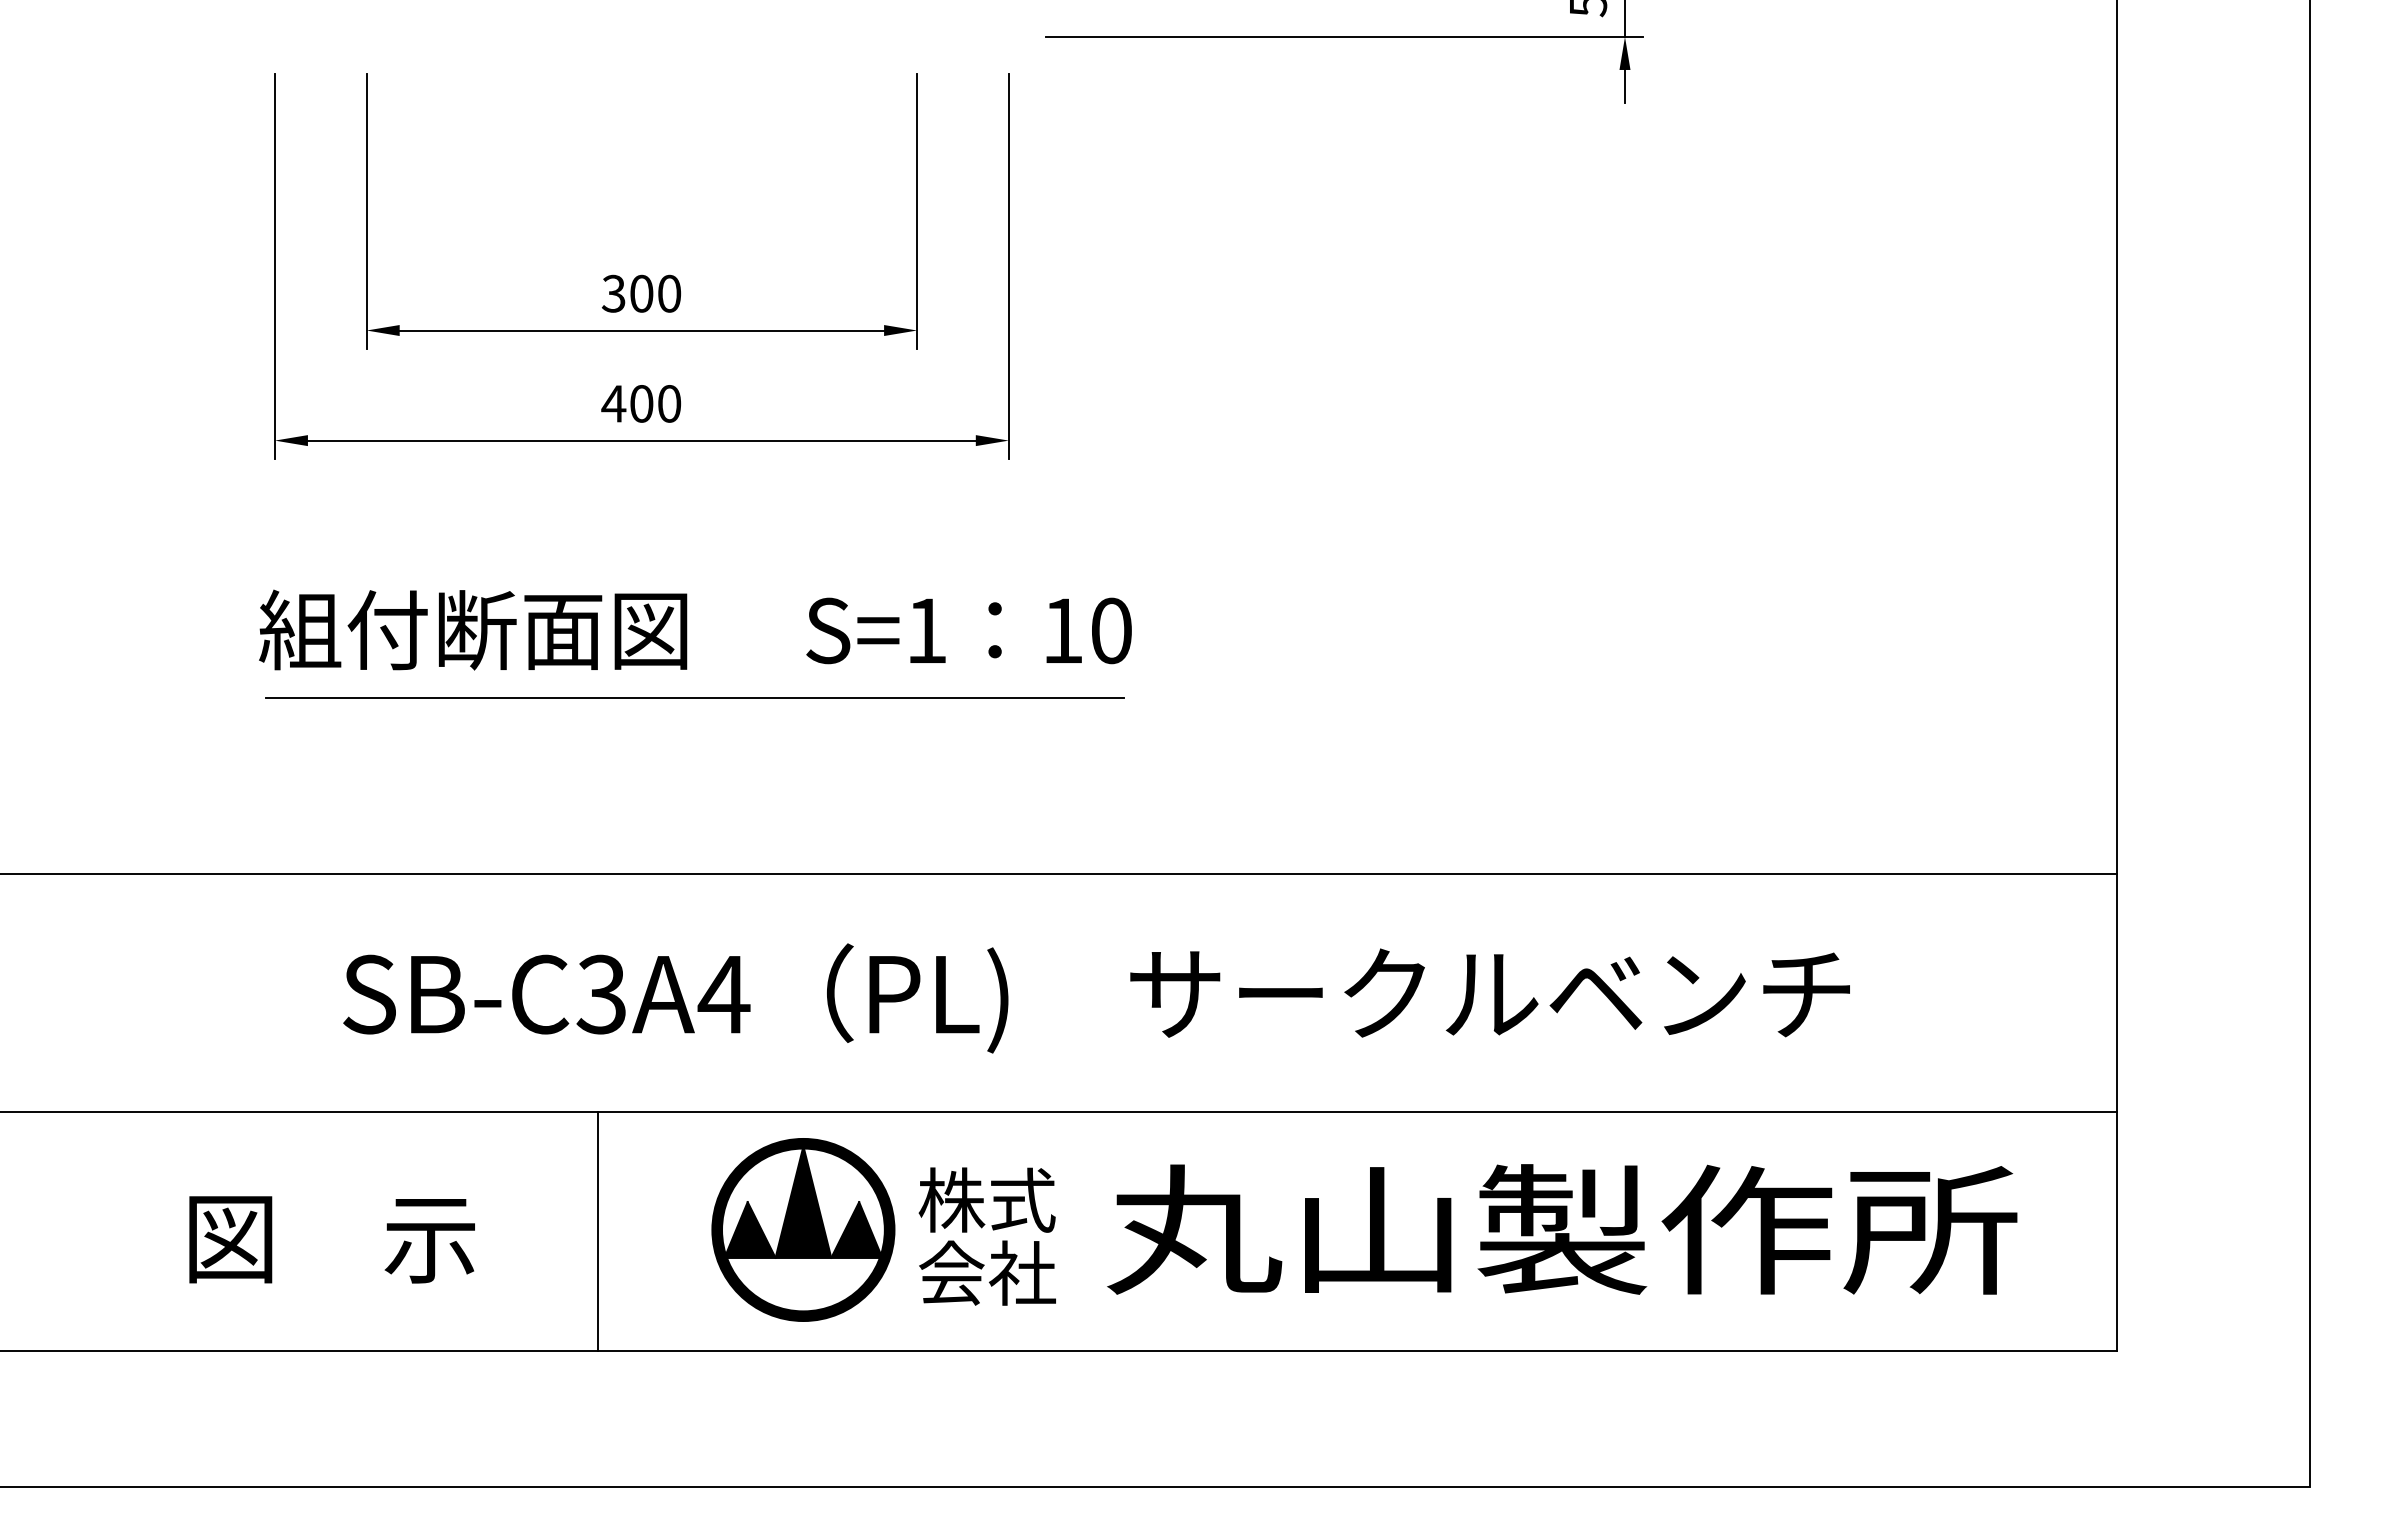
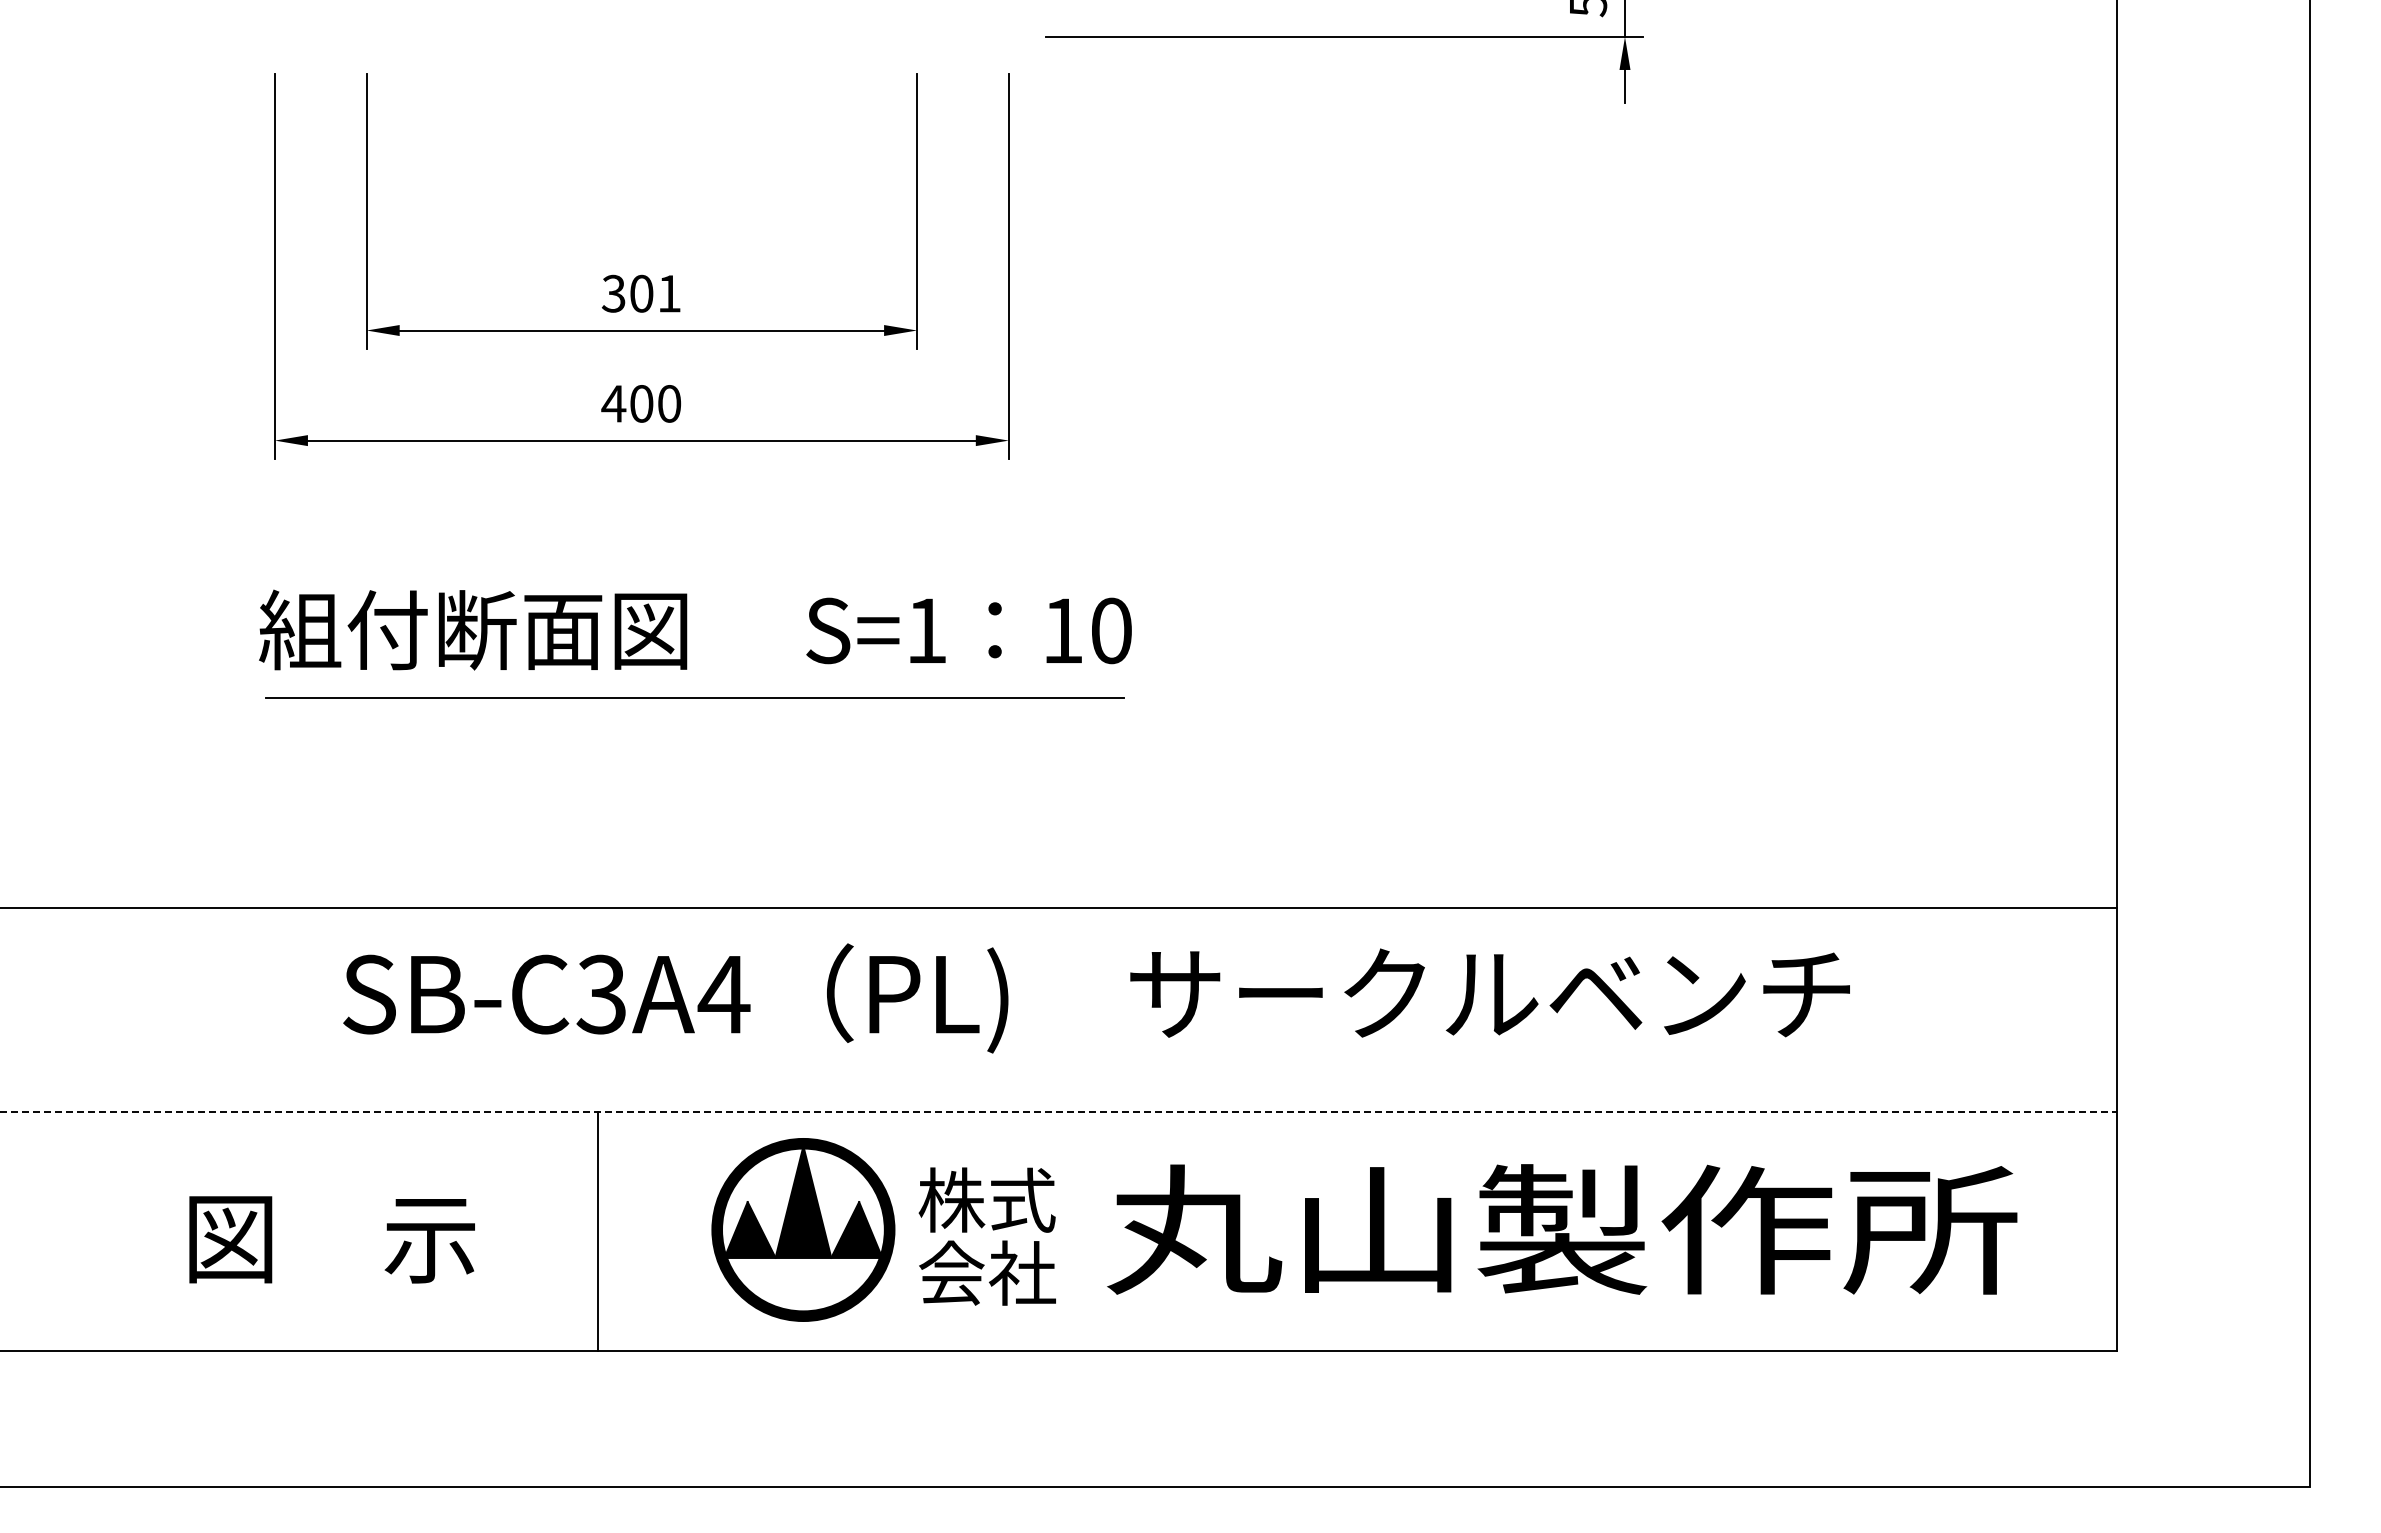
text: 300 -> 301 (669, 293)
line position: (1059, 873) -> (1059, 907) (1059, 907)
line: solid -> dashed (1059, 1112)
